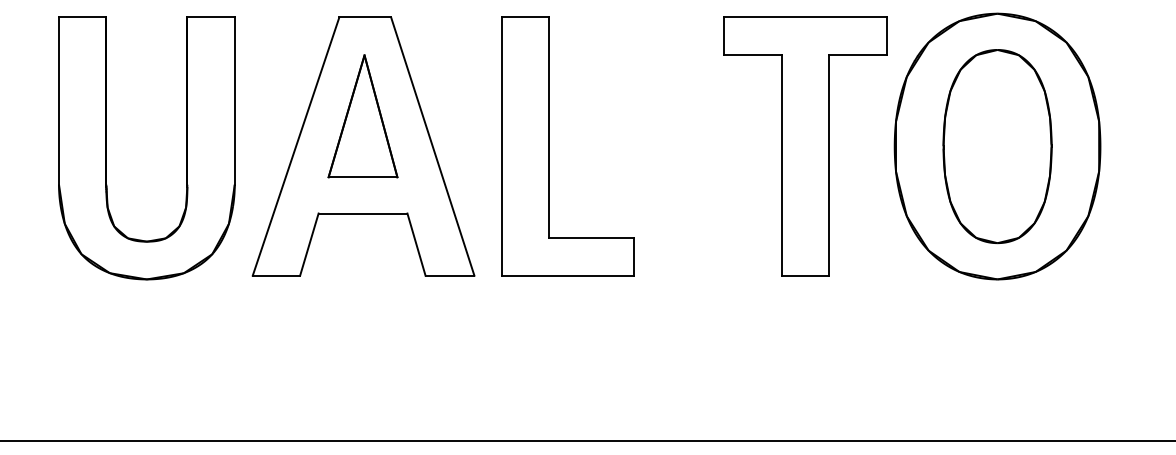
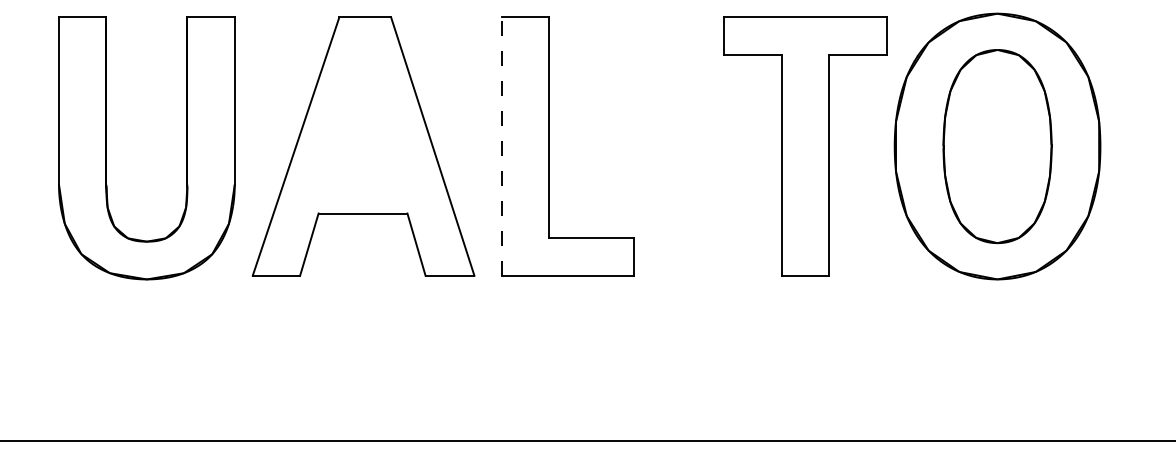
part: present -> none (362, 116)
line: solid -> dashed (501, 146)
